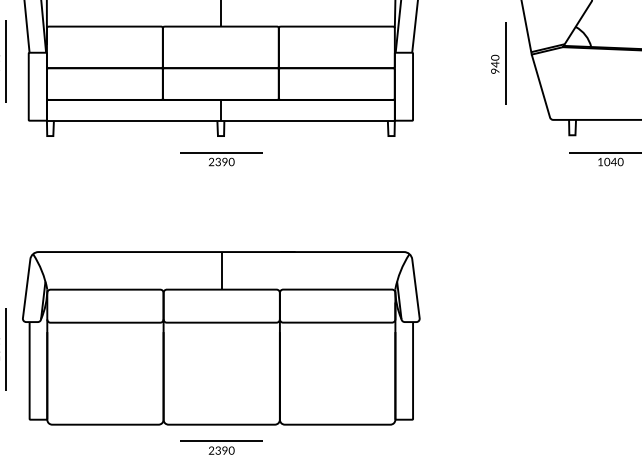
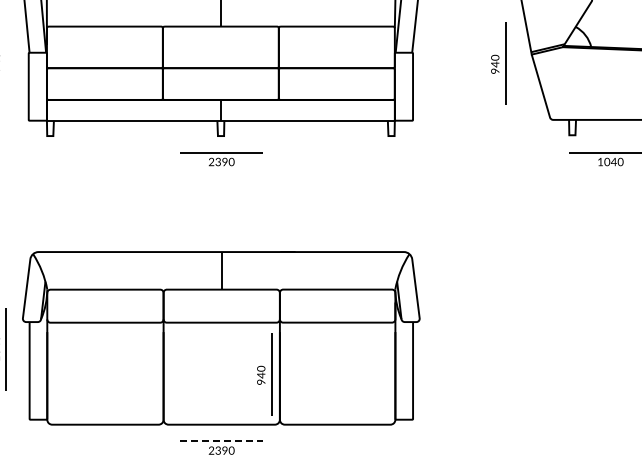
line: present -> none (5, 61)
part: none -> present (264, 374)
line: solid -> dashed (221, 441)
